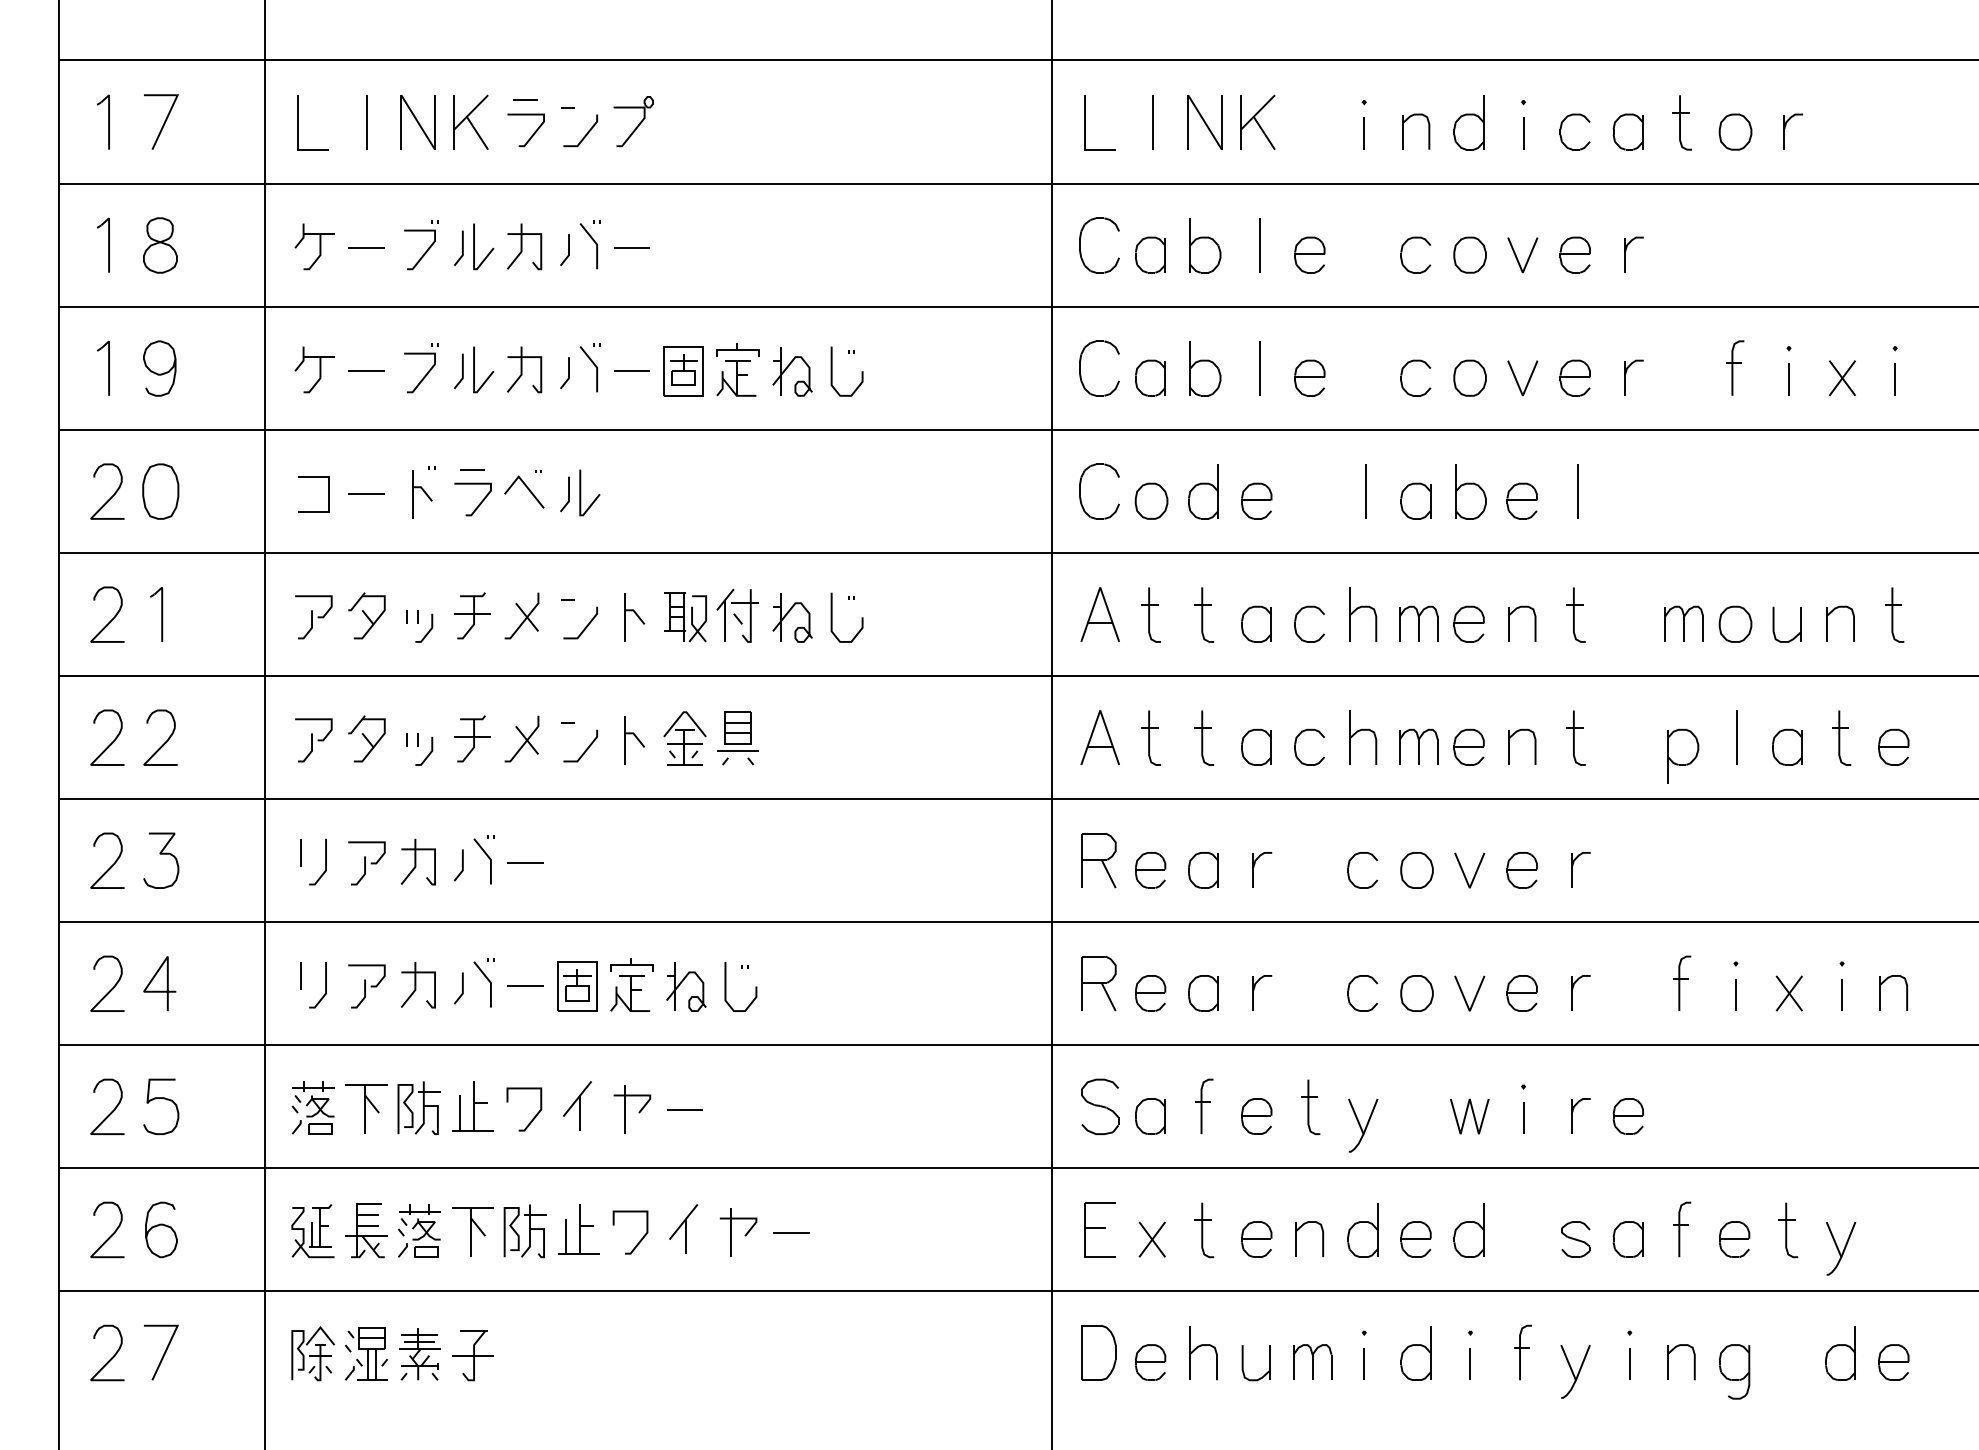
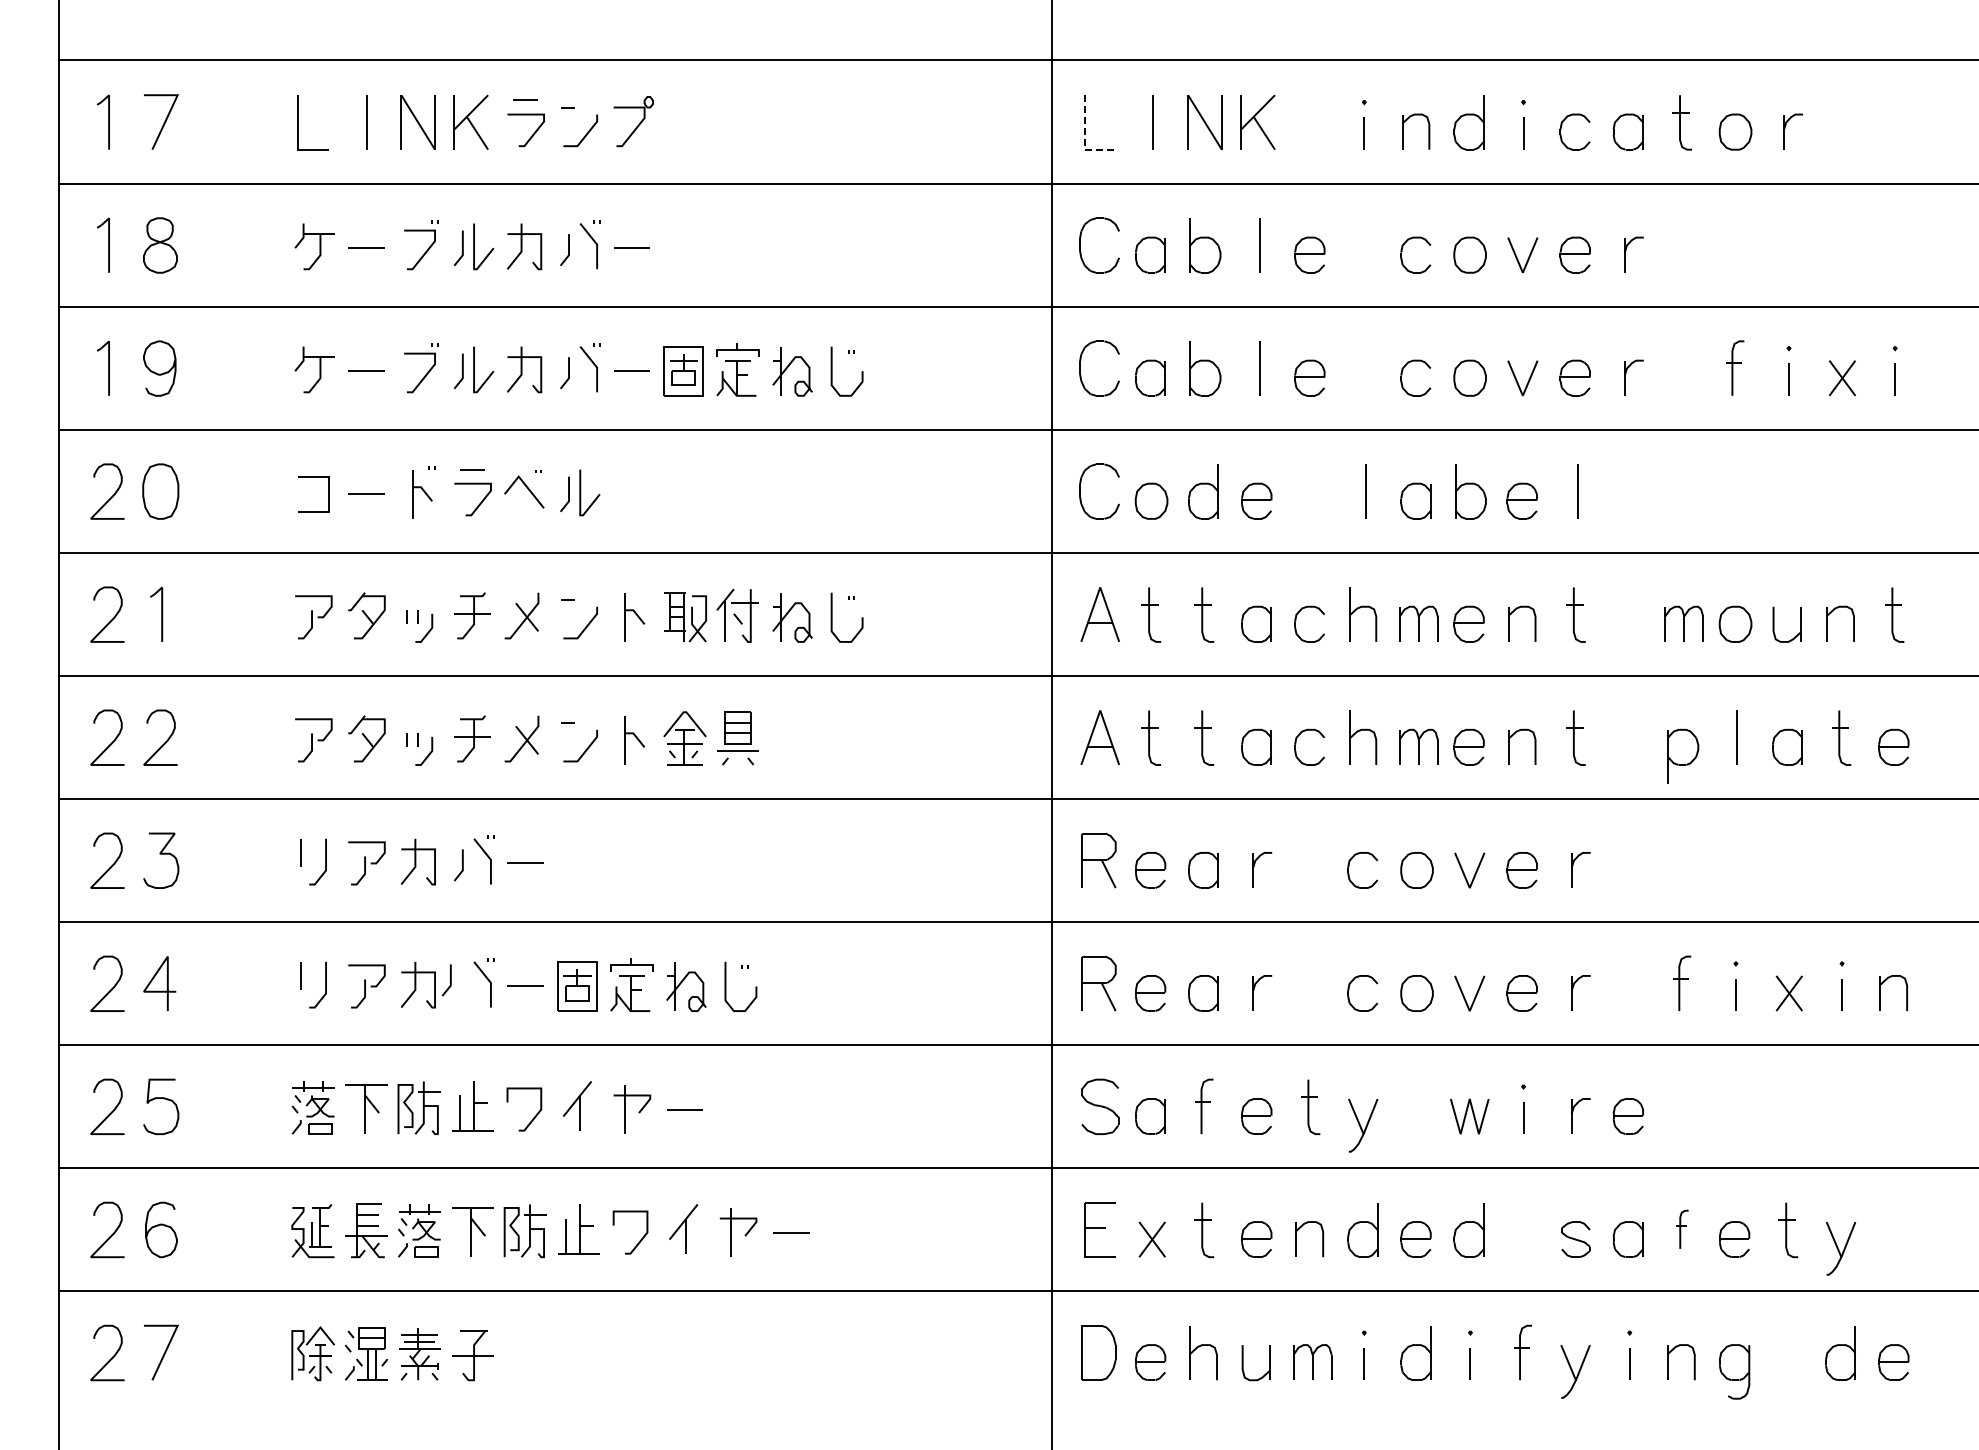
line: solid -> dashed (1084, 138)
line: present -> none (265, 724)
line position: (462, 988) -> (450, 980) (450, 980)
part size: 19x57 px -> 13x40 px (1682, 1228)
